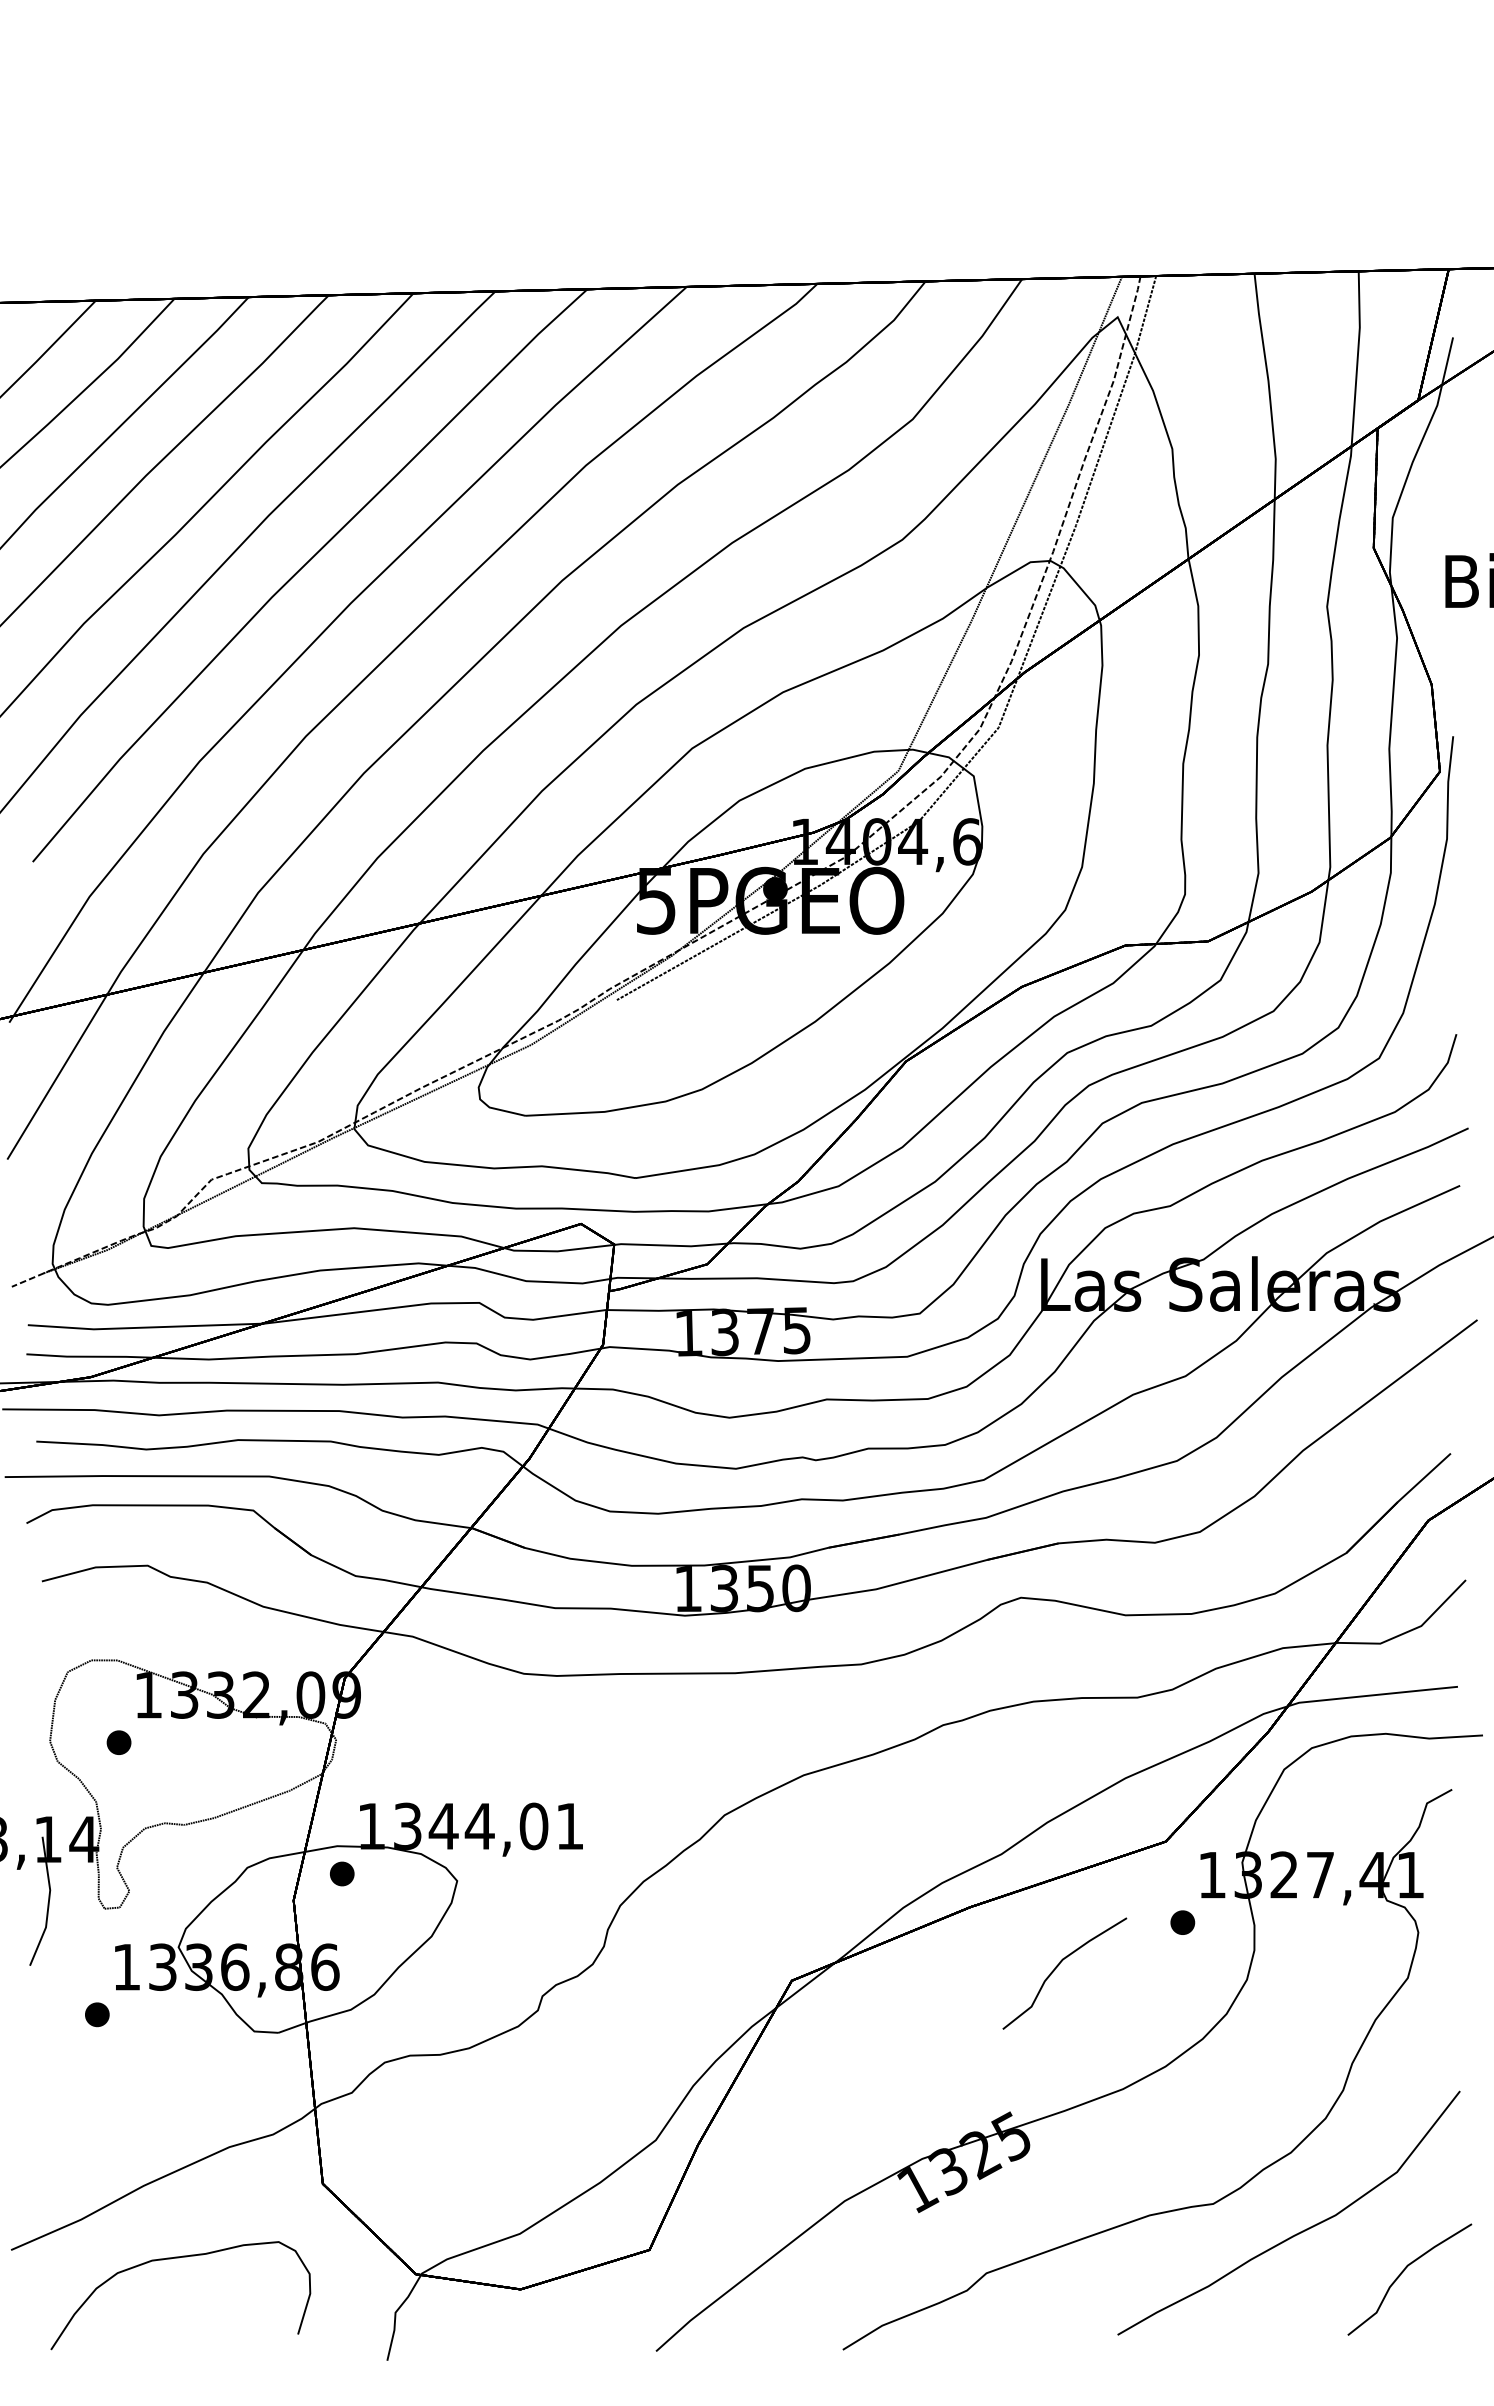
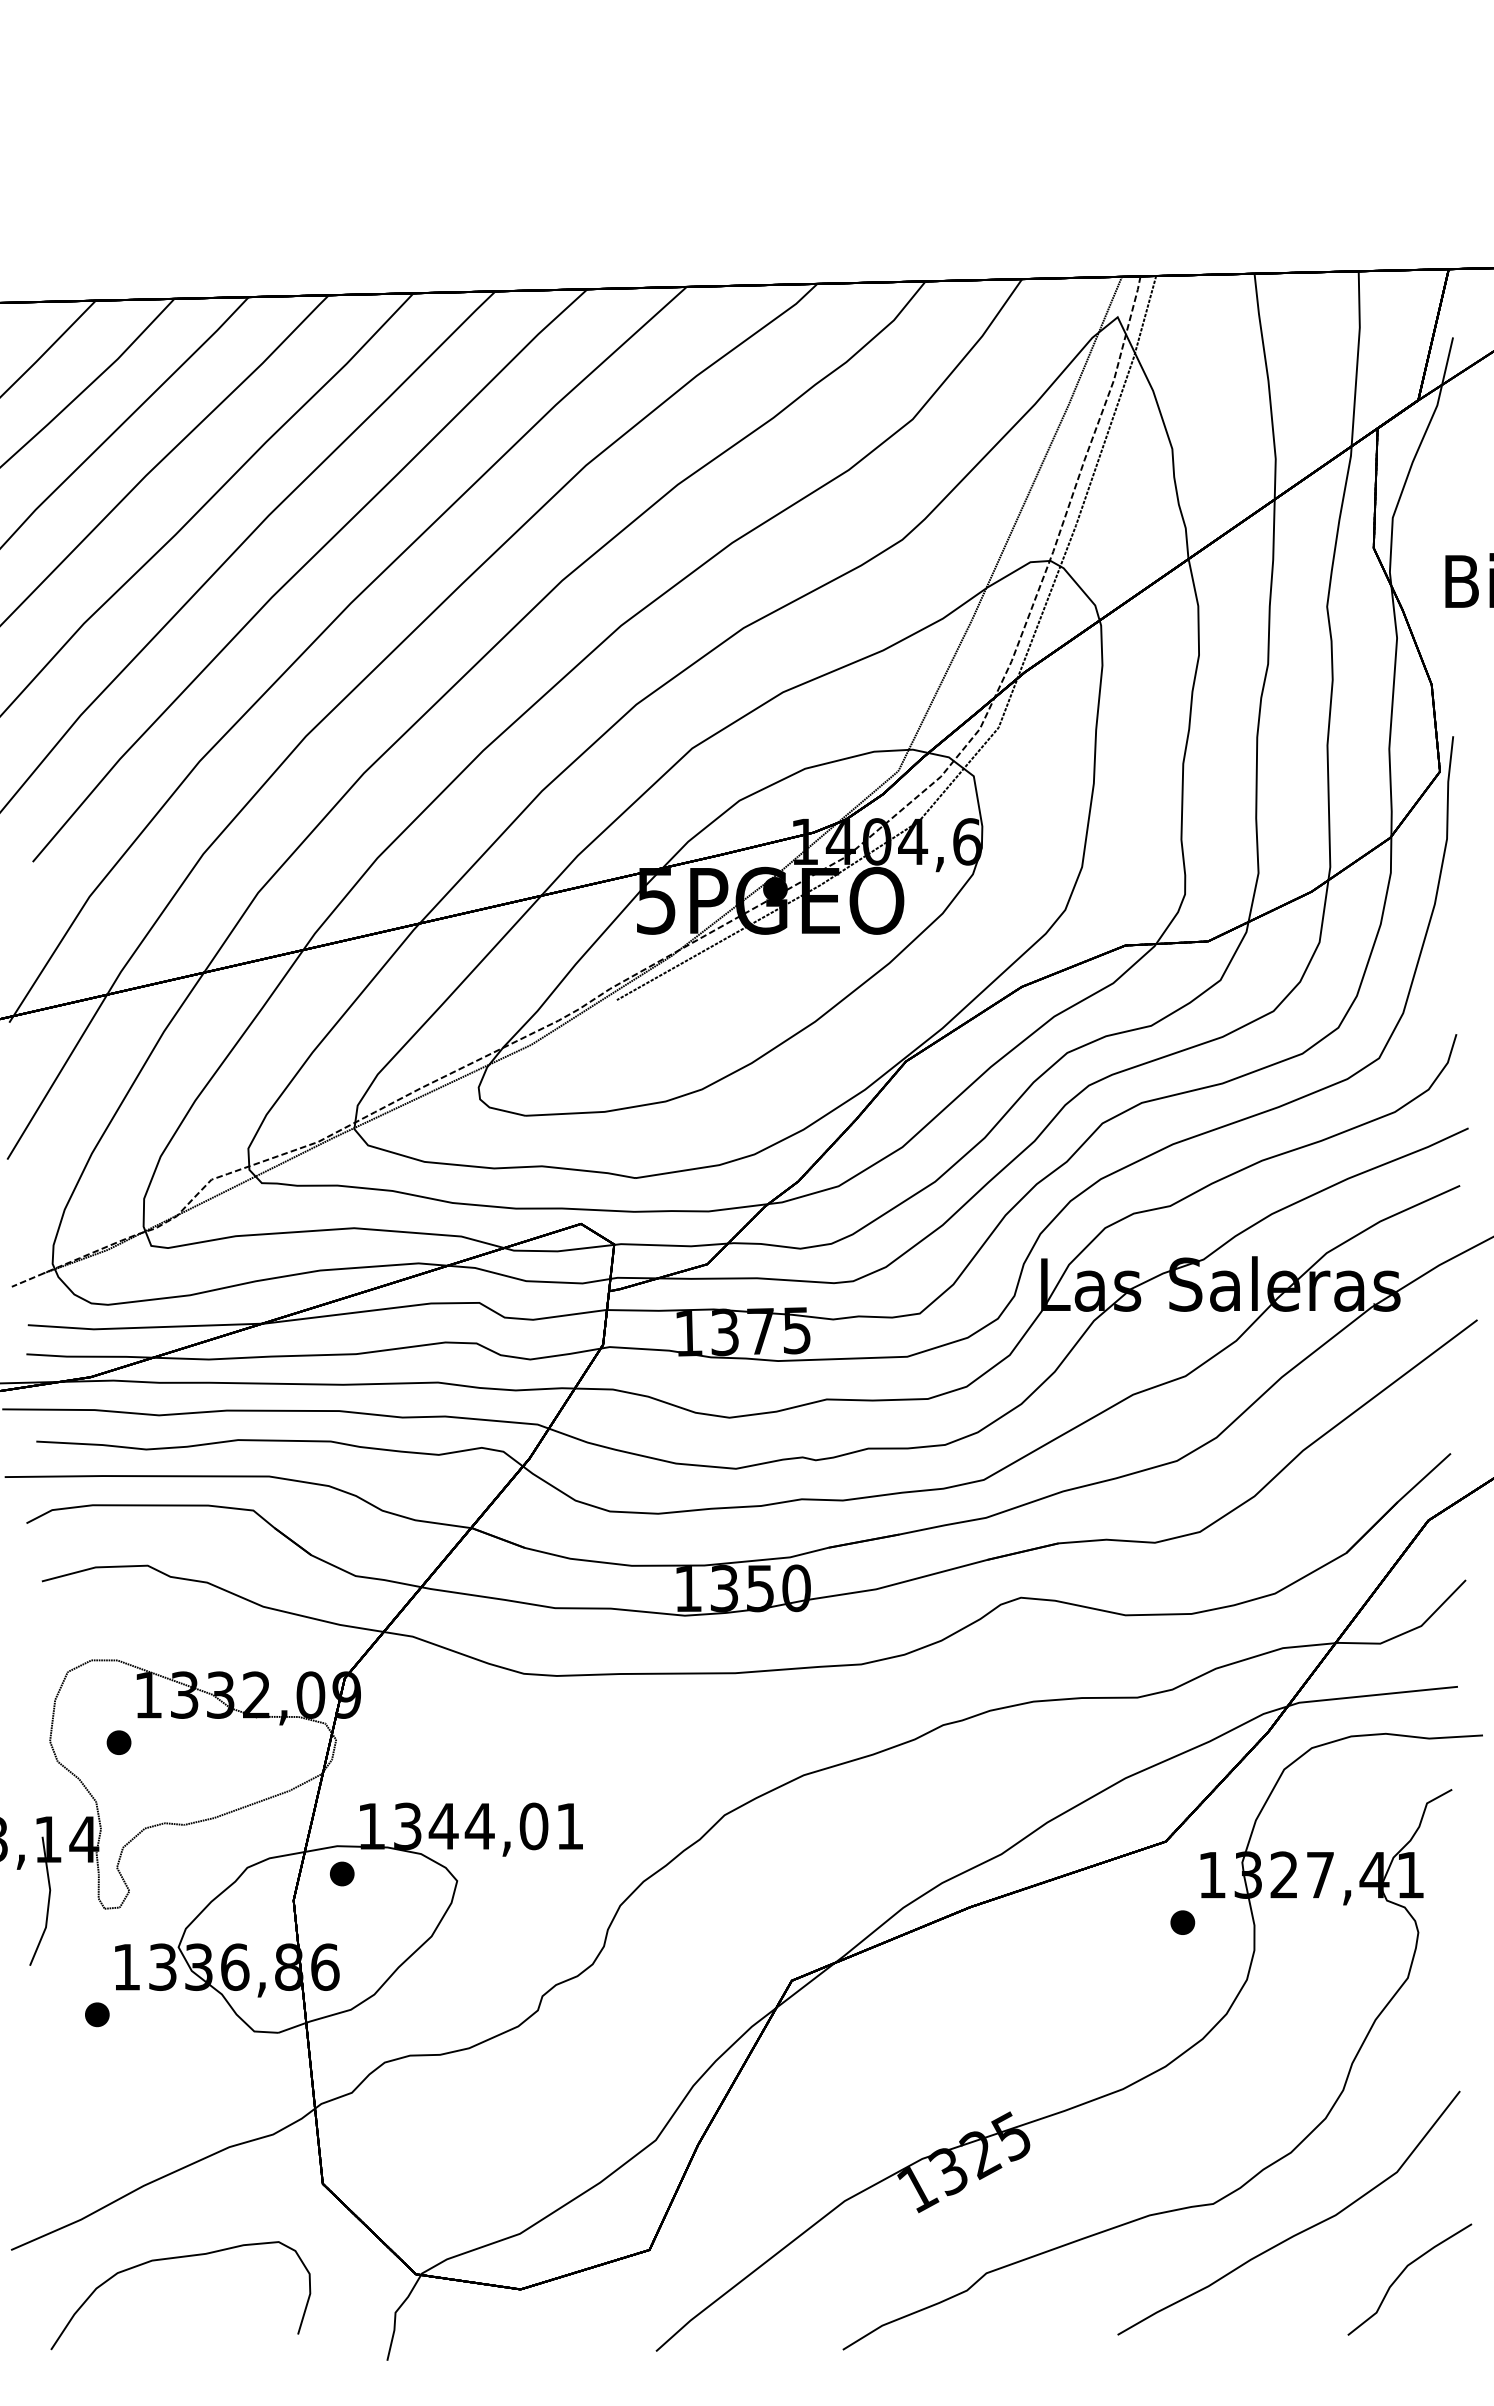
part: present -> none (1058, 1966)
